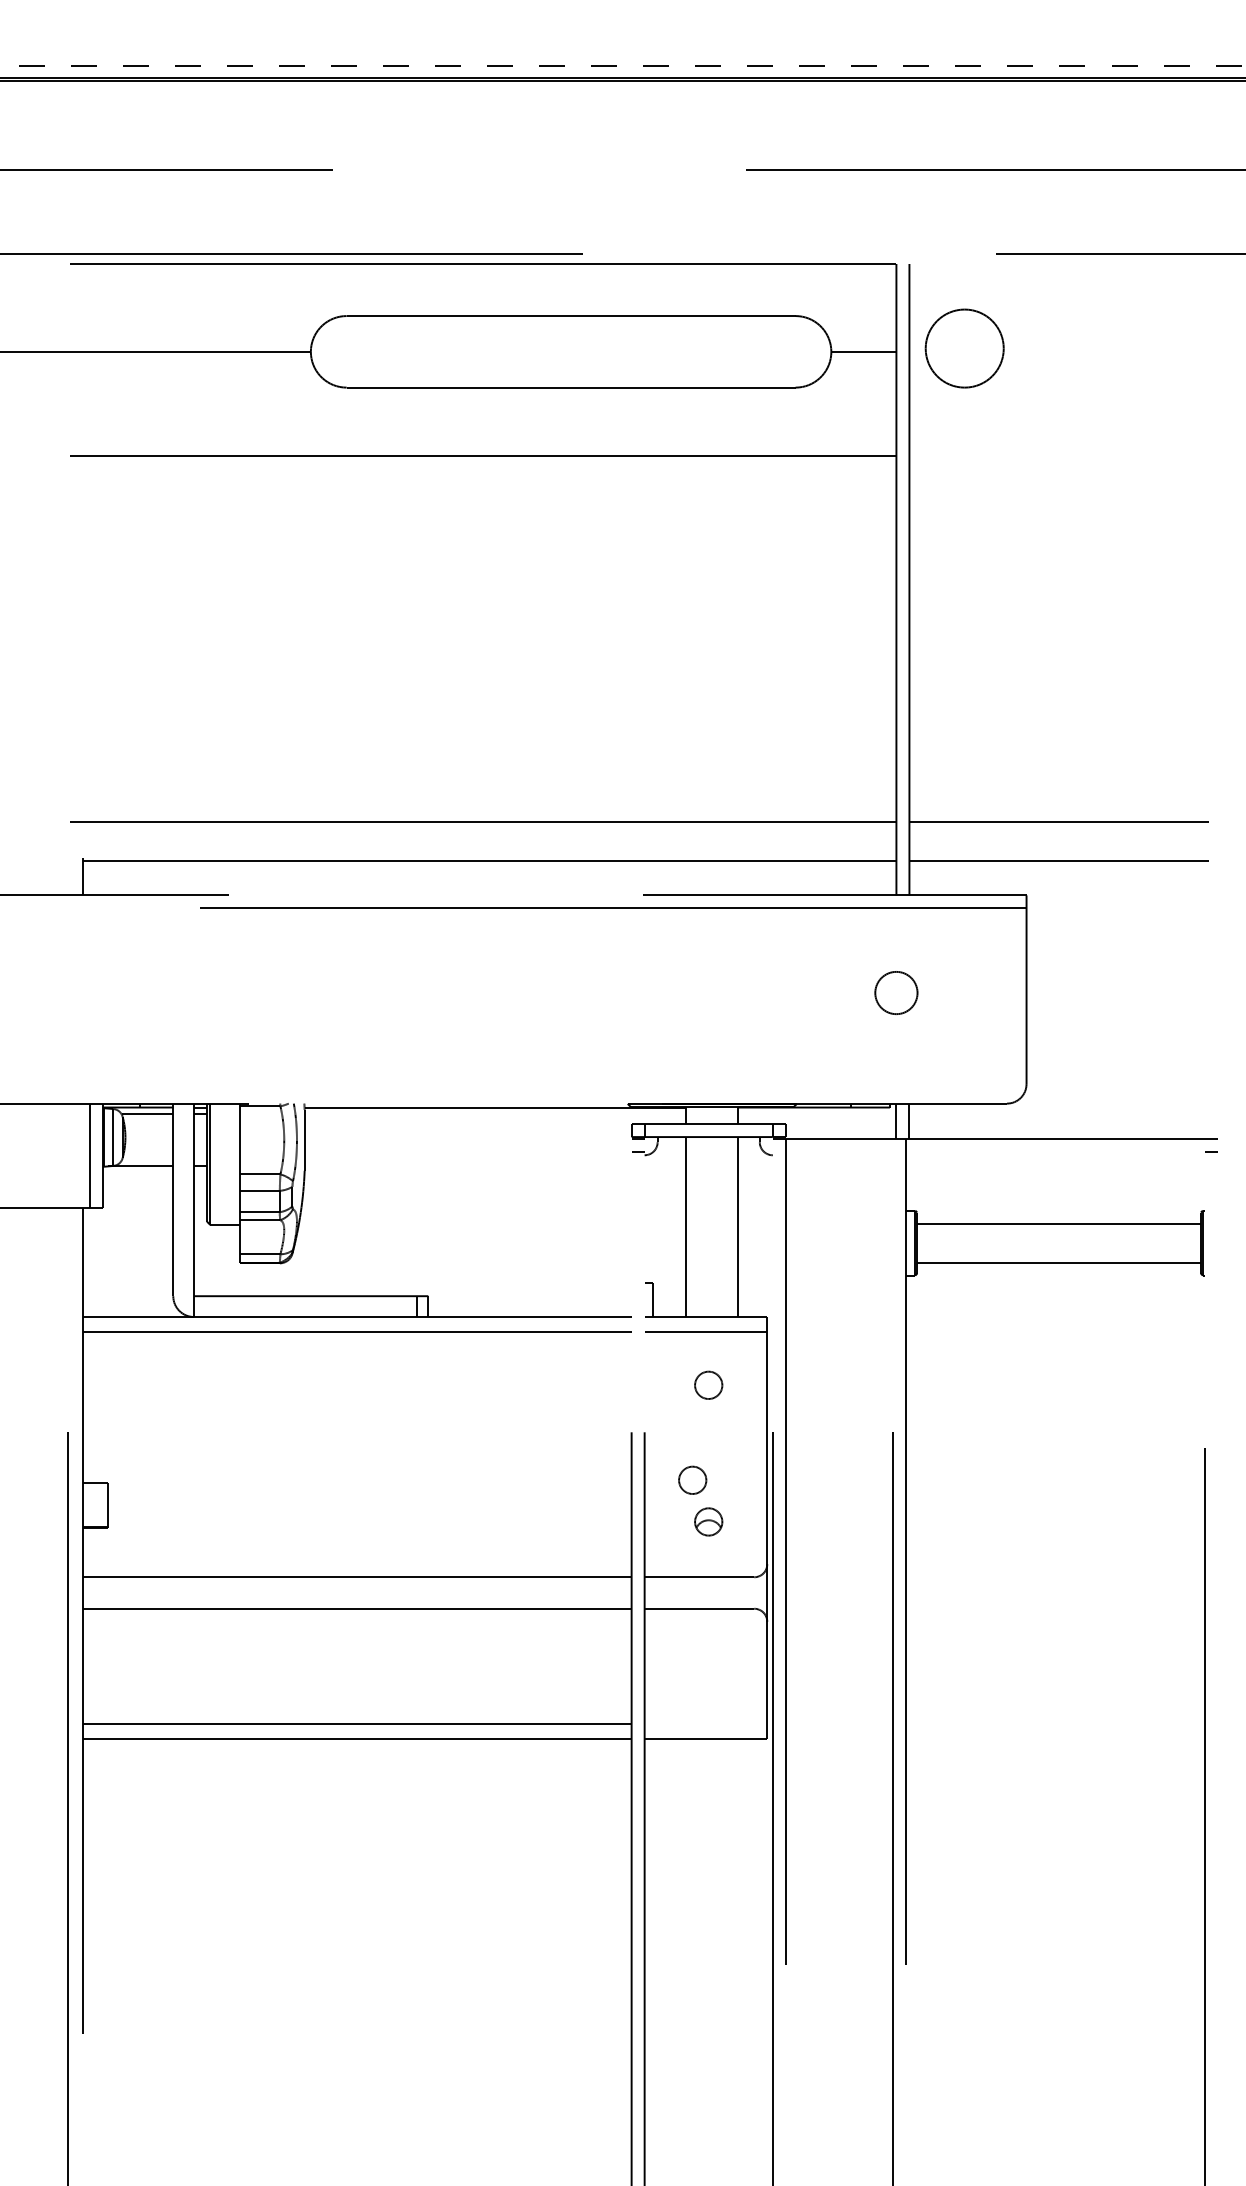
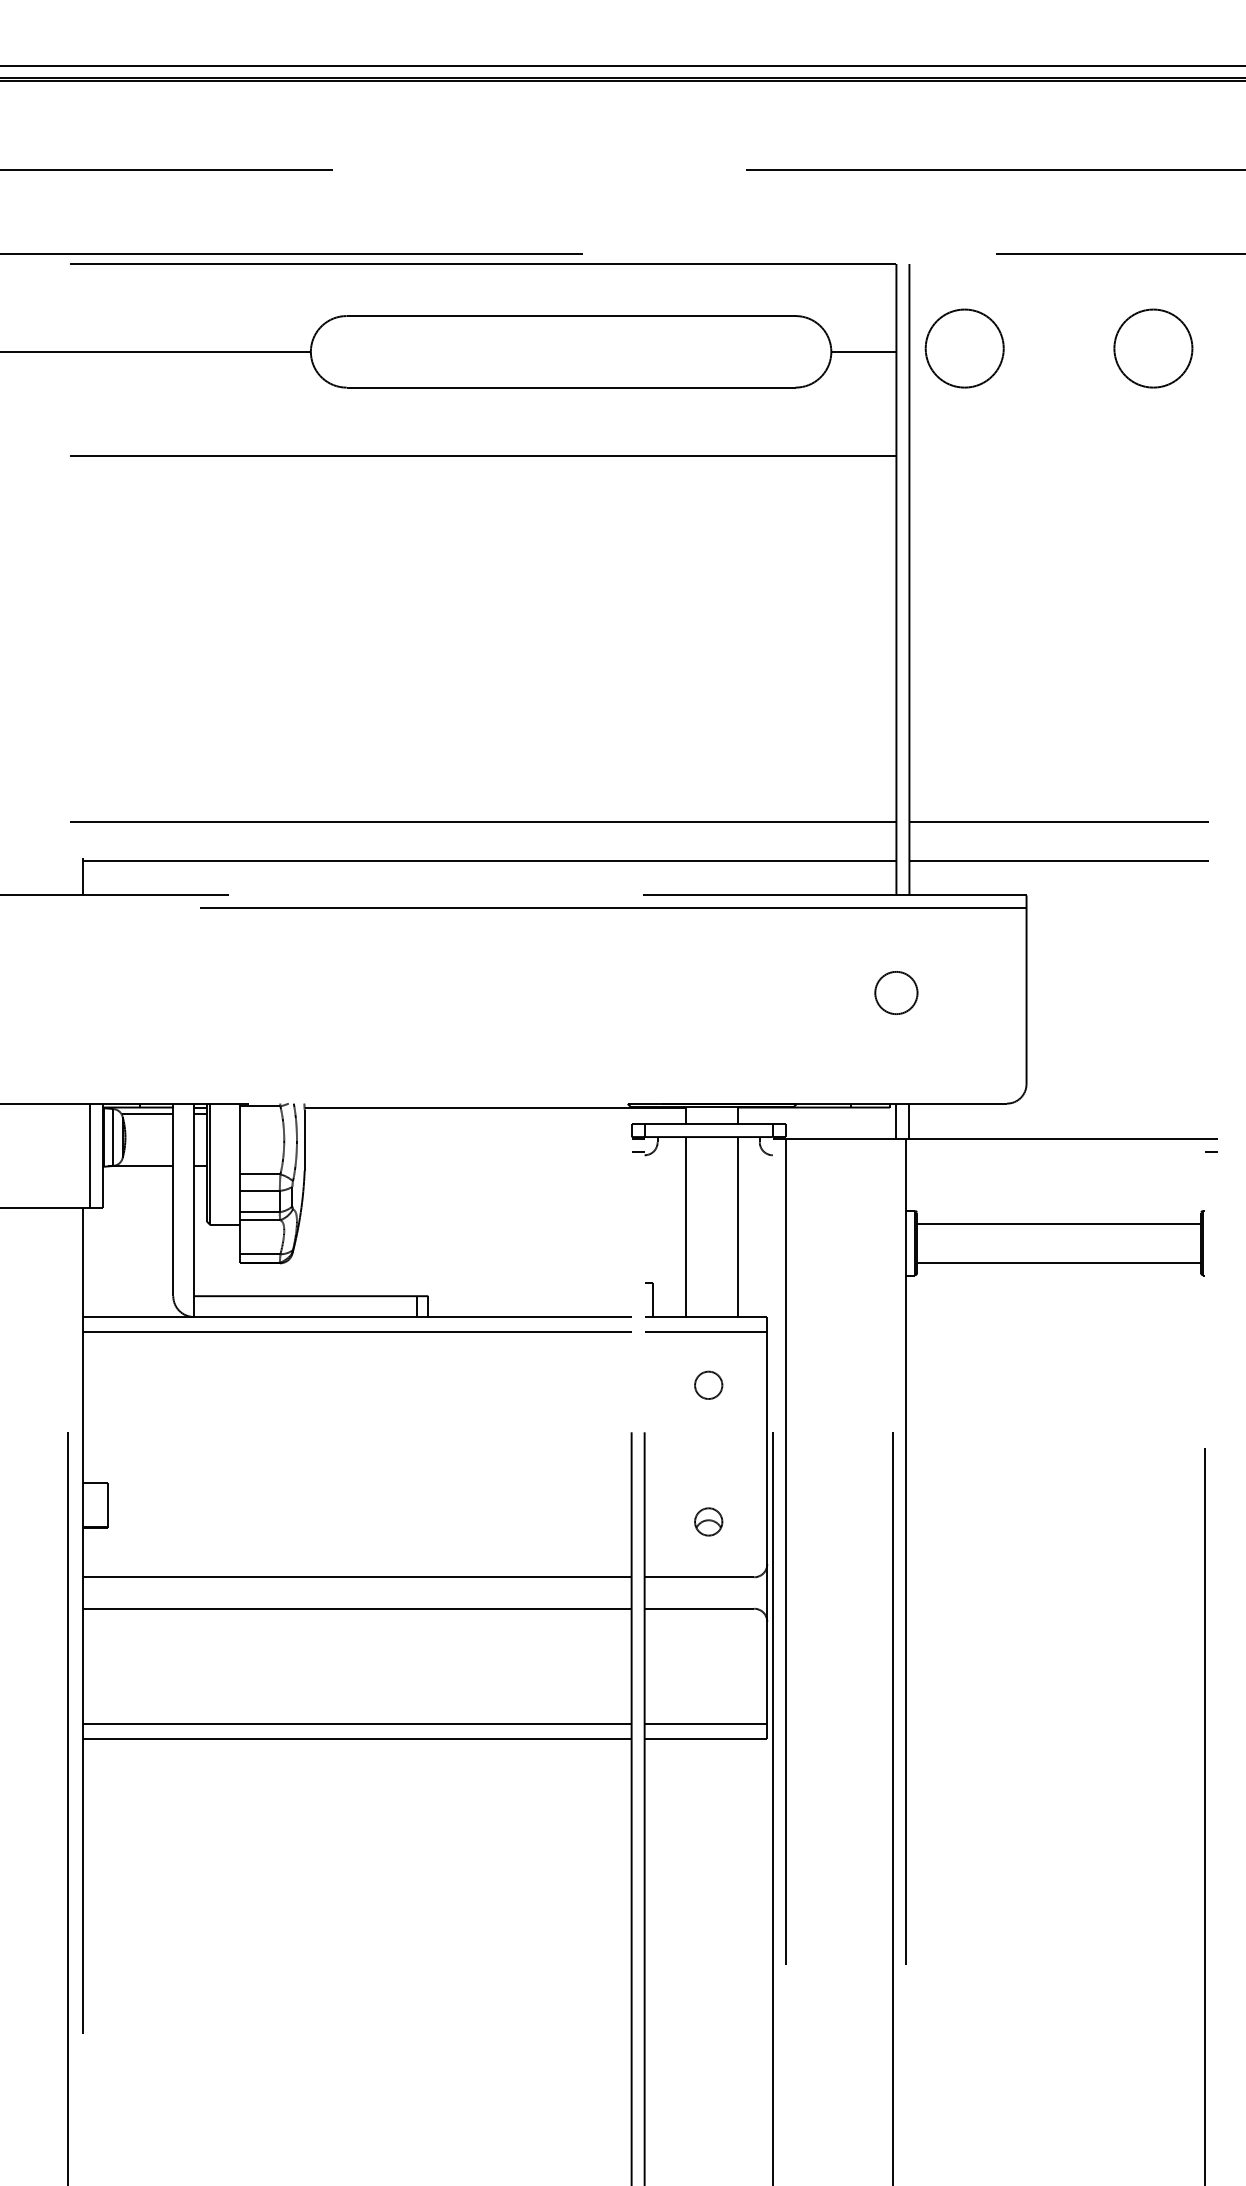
line: dashed -> solid (622, 65)
circle: none -> present (1153, 348)
circle: present -> none (692, 1479)
line: none -> present (705, 1723)
